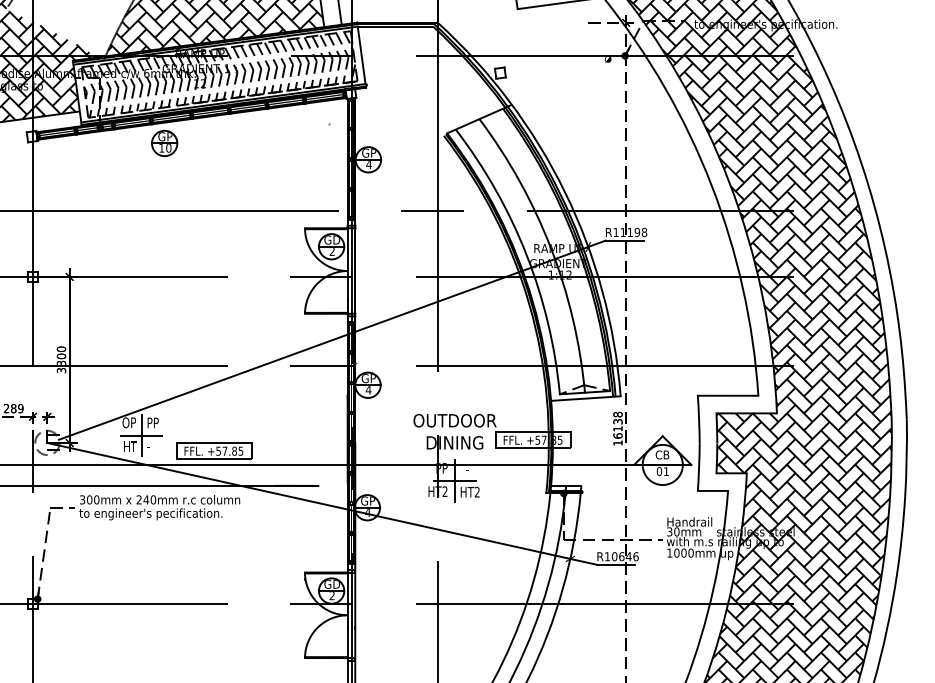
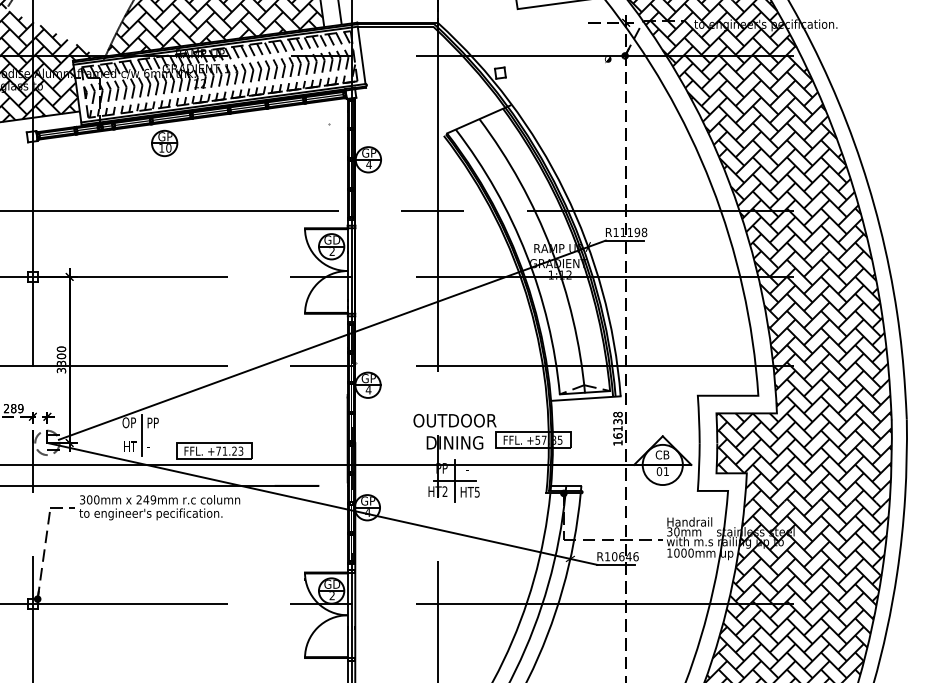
line: present -> none (141, 435)
text: +57.85 -> +71.23 (229, 450)
text: HT2 -> HT5 (476, 491)
text: 240mm -> 249mm (152, 499)
